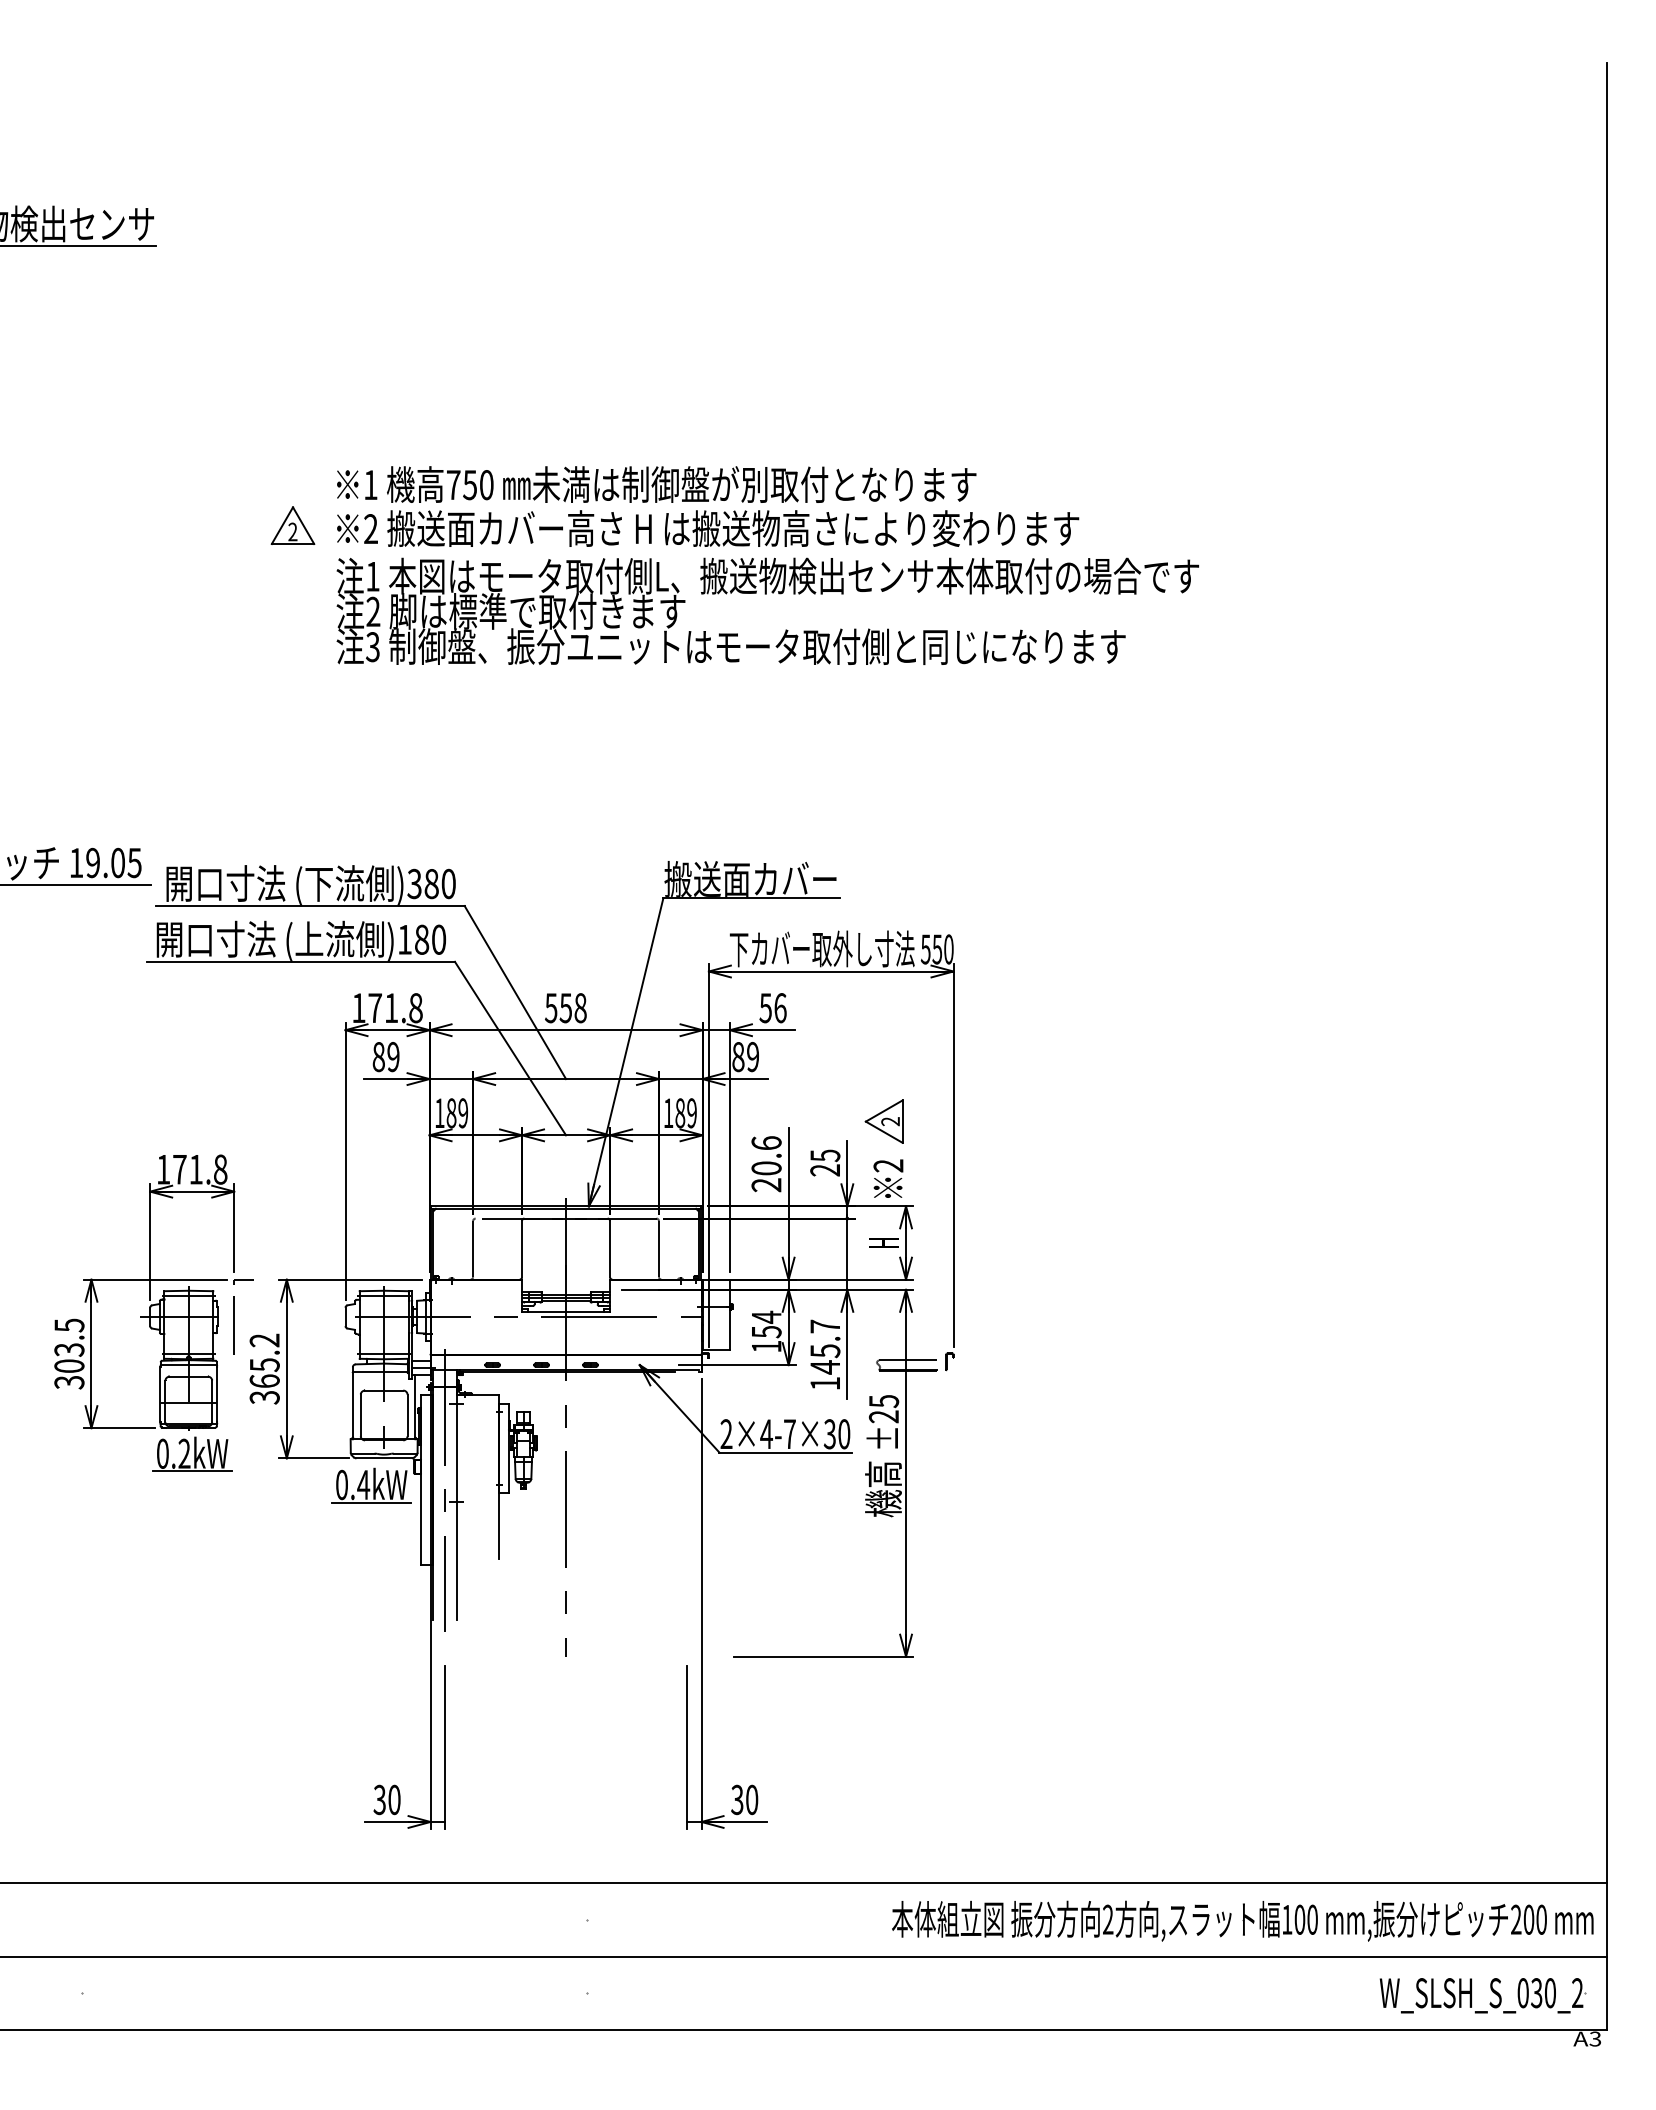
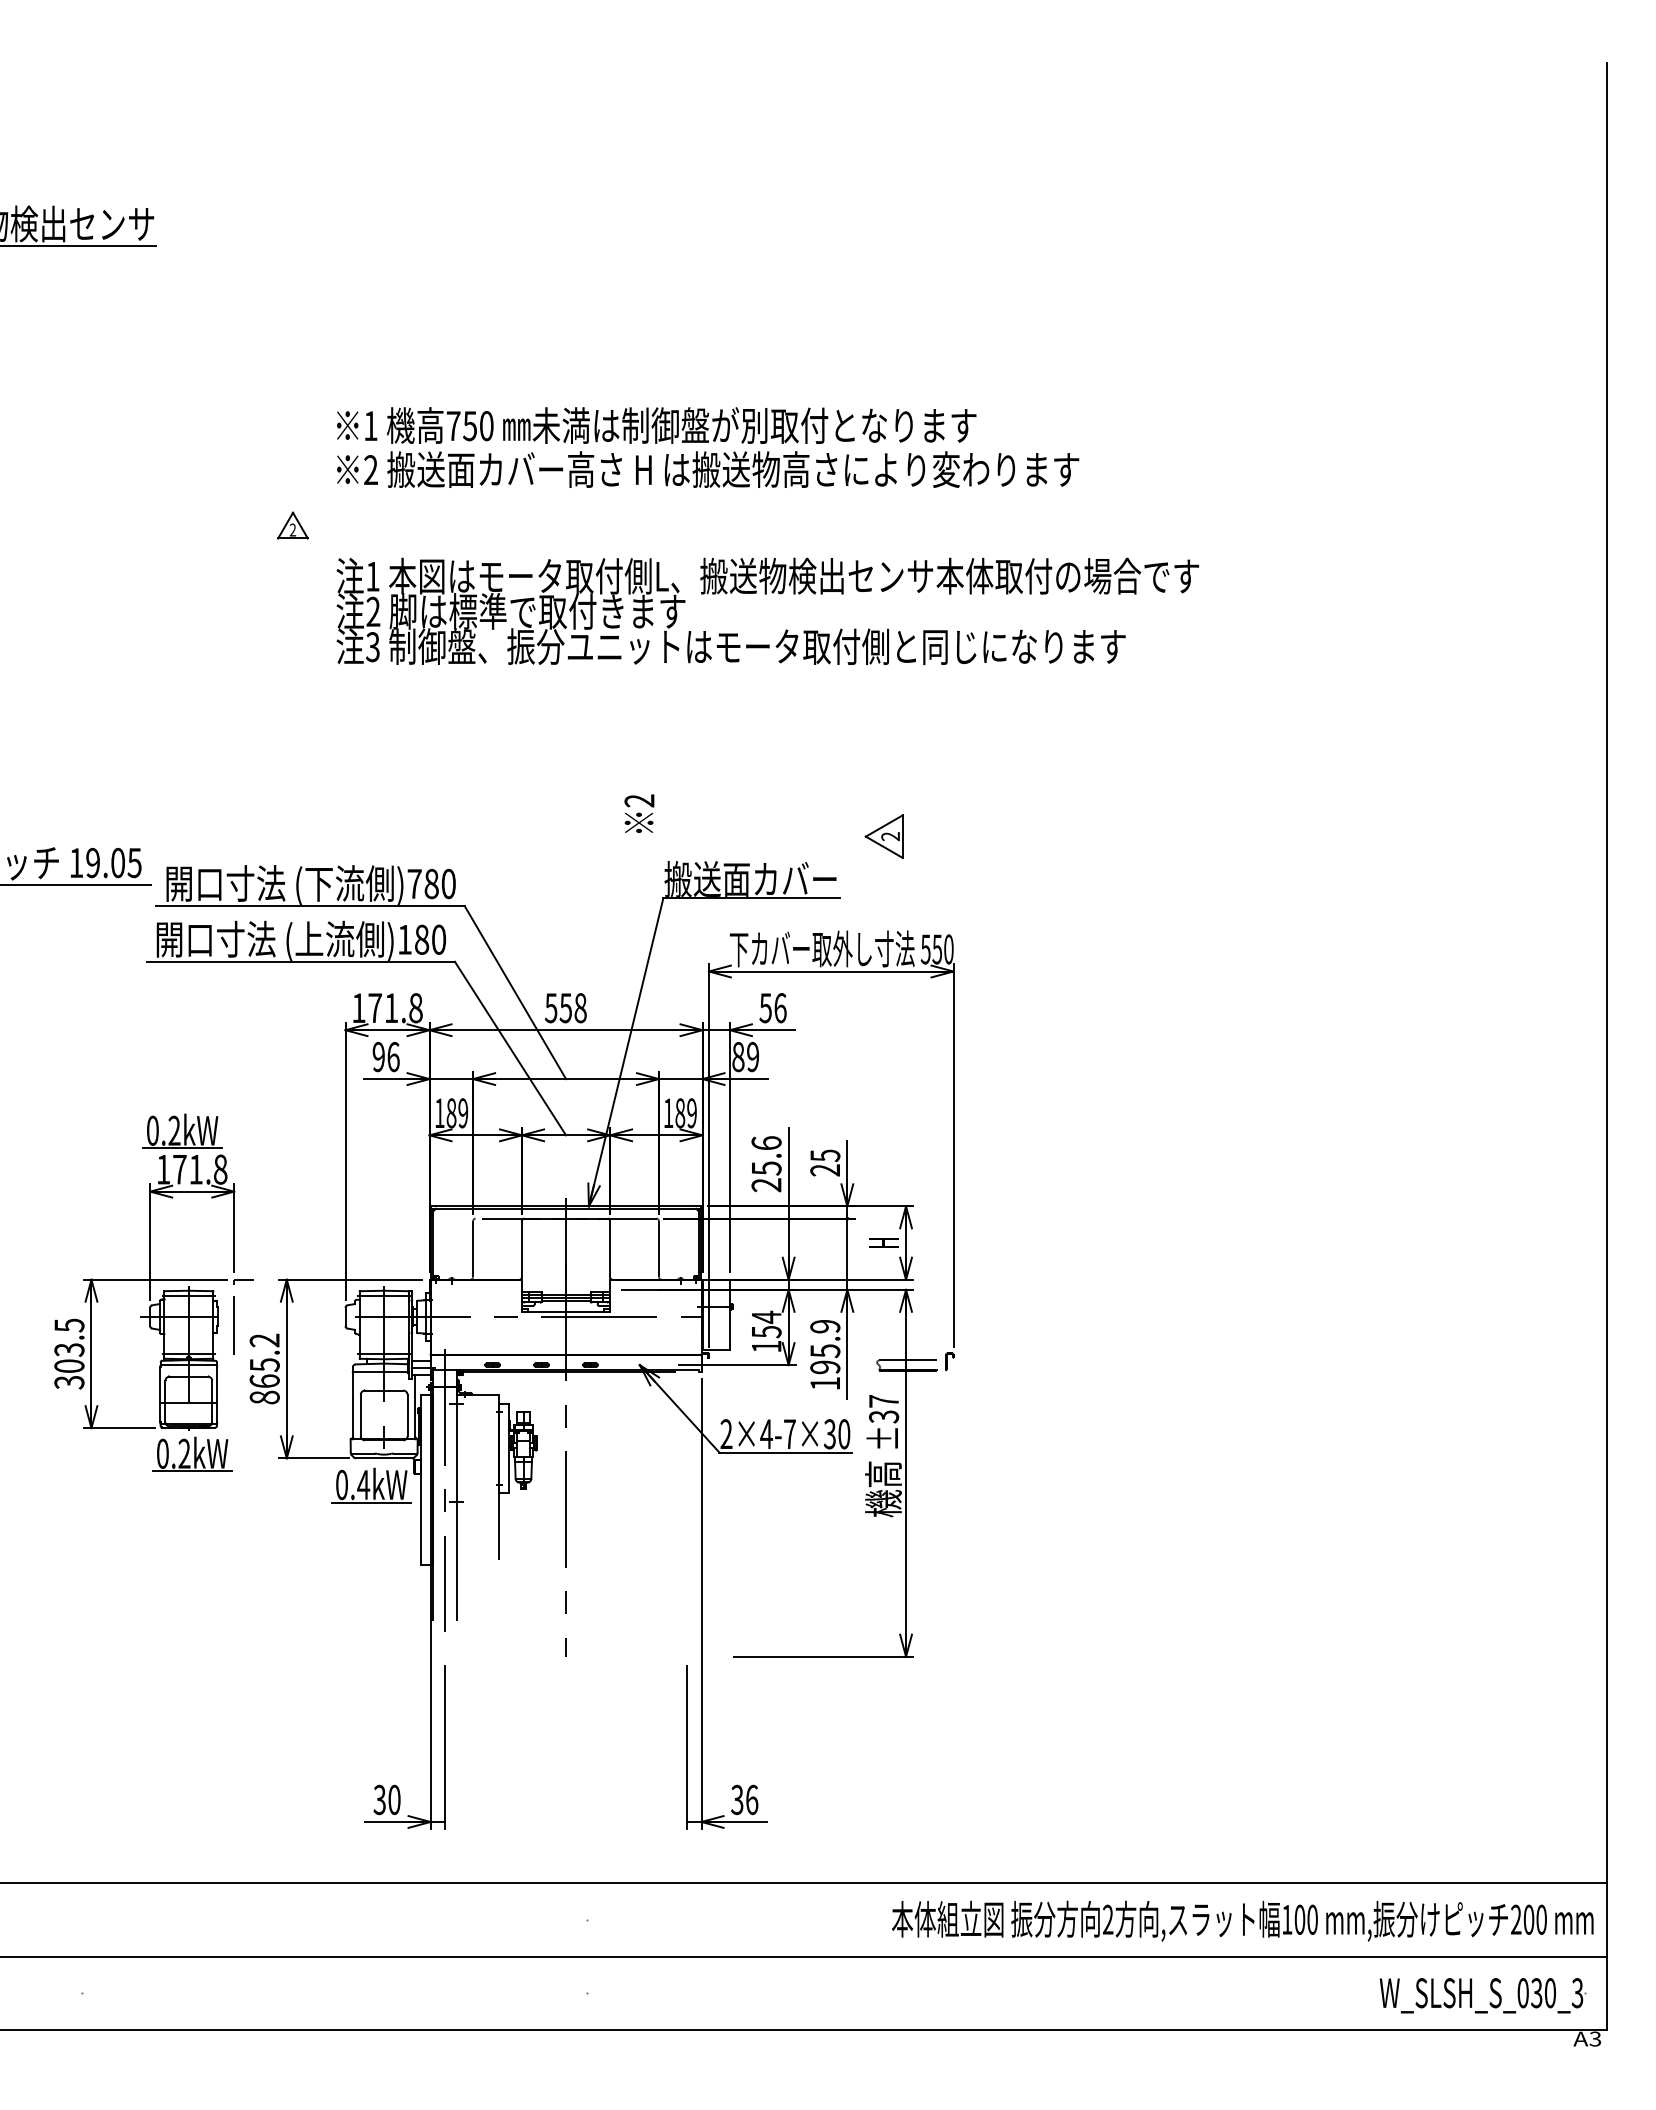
text position: (708, 506) -> (708, 447) (708, 447)
part size: 46x39 px -> 32x29 px (292, 525)
text: )380 -> )780 (414, 883)
text: 89 -> 96 (385, 1056)
part position: (883, 1121) -> (883, 836) (883, 836)
part: none -> present (182, 1130)
text: 20.6 -> 25.6 (766, 1168)
text position: (888, 1178) -> (639, 813) (639, 813)
text: 145.7 -> 195.9 (825, 1346)
text: 365.2 -> 865.2 (264, 1397)
text: ±25 -> ±37 (884, 1409)
text: 30 -> 36 (752, 1799)
text: W_SLSH_S_030_2 -> W_SLSH_S_030_3 (1577, 1993)
